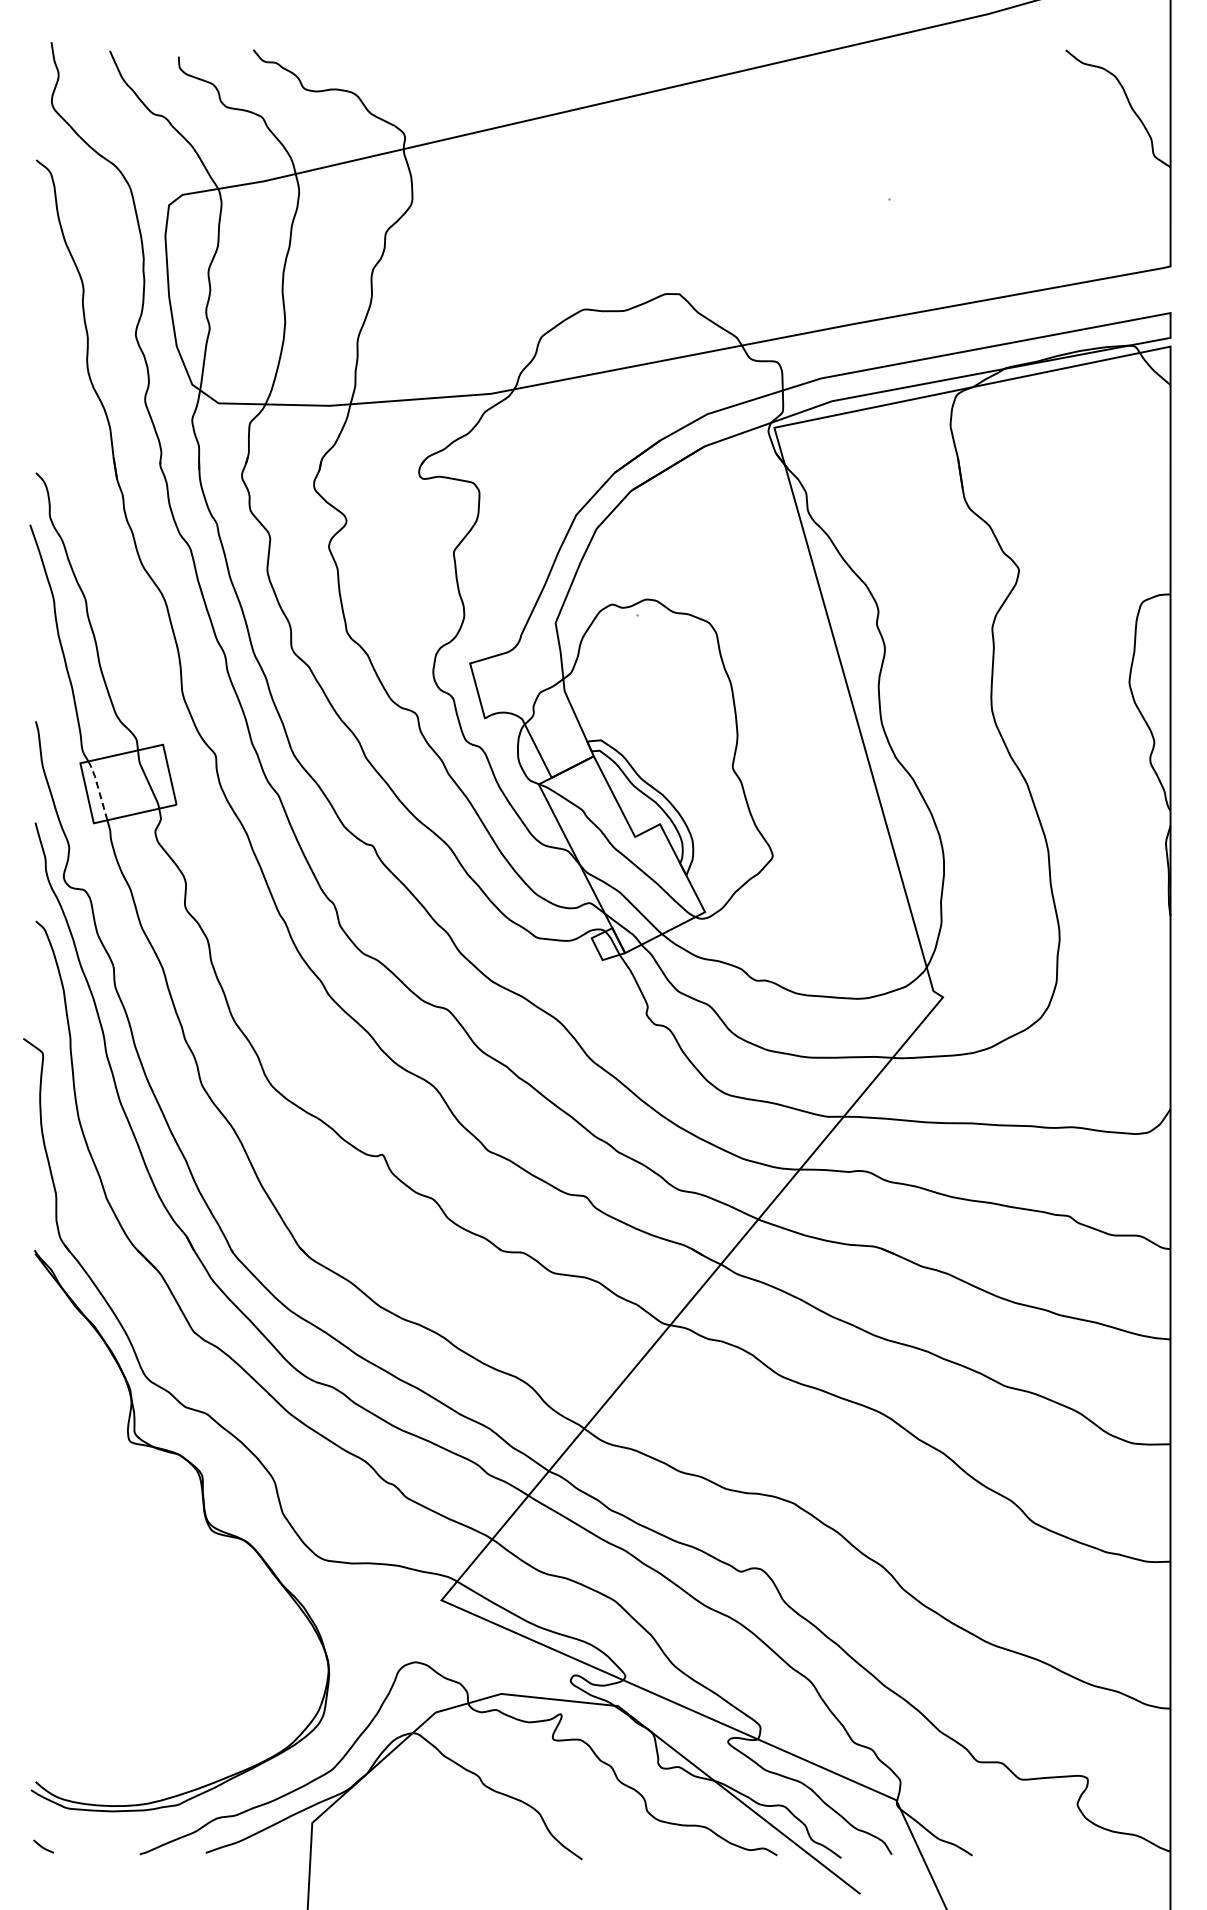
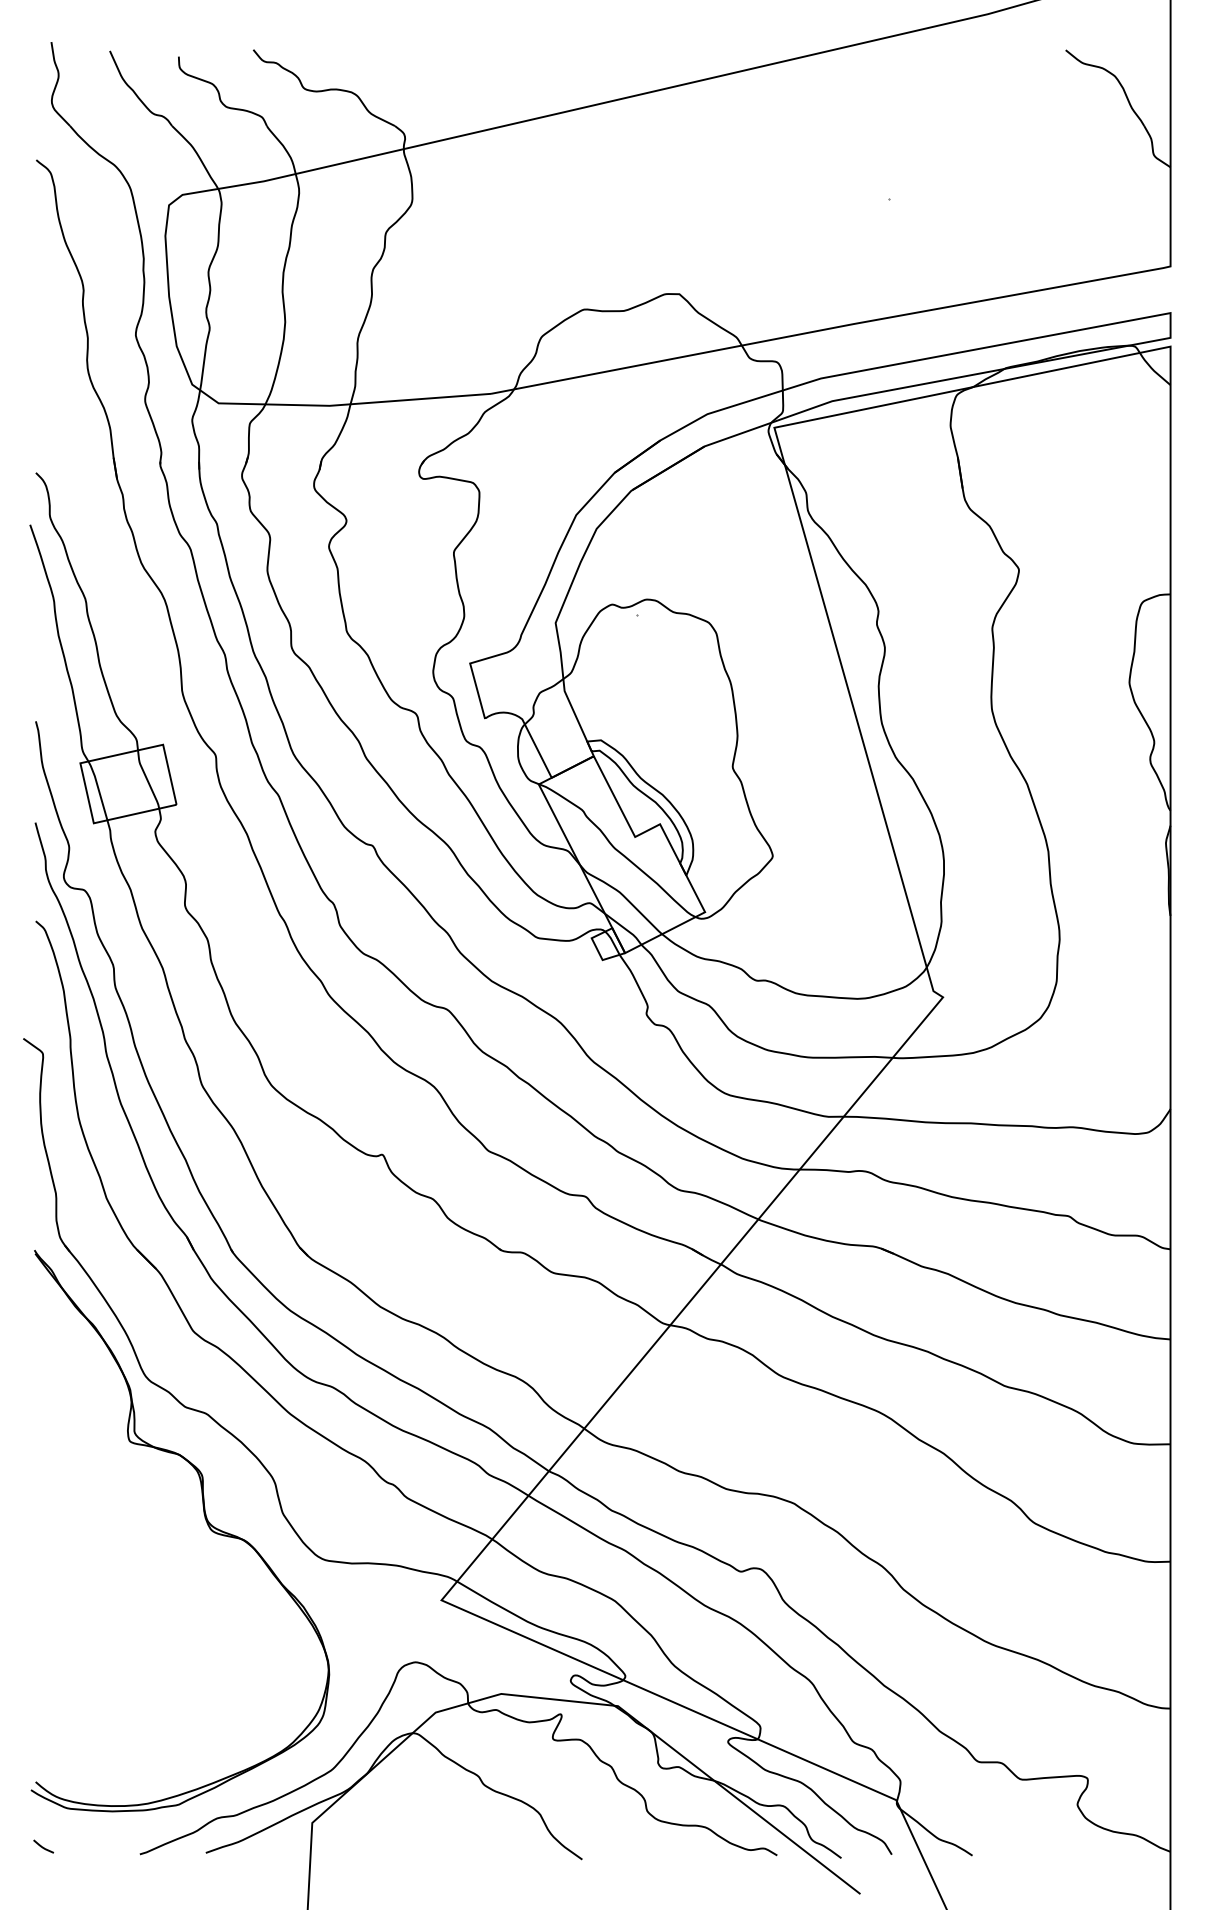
line: dashed -> solid (98, 788)
